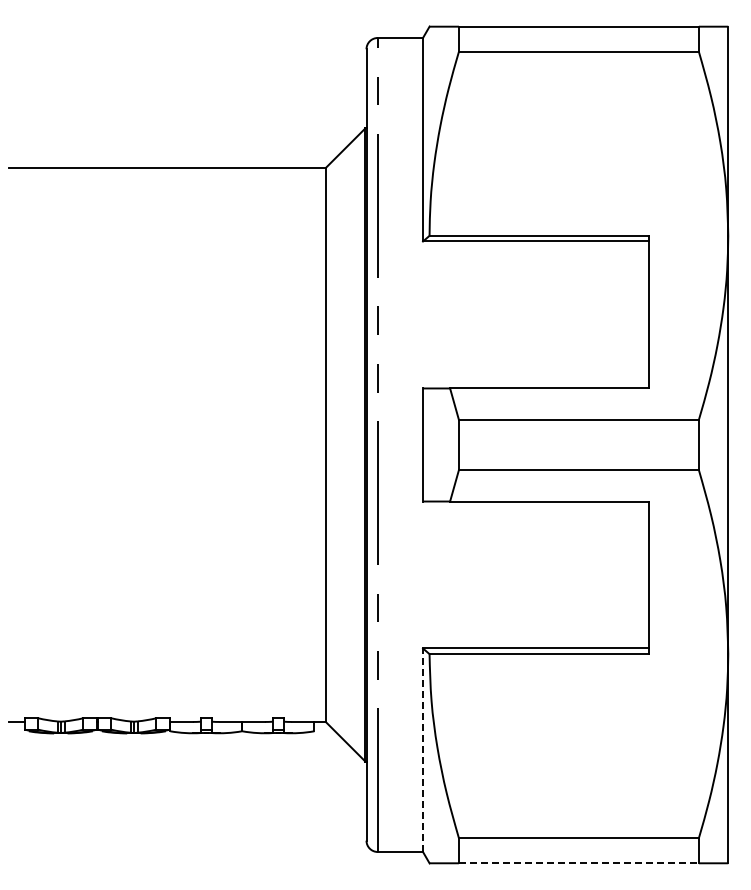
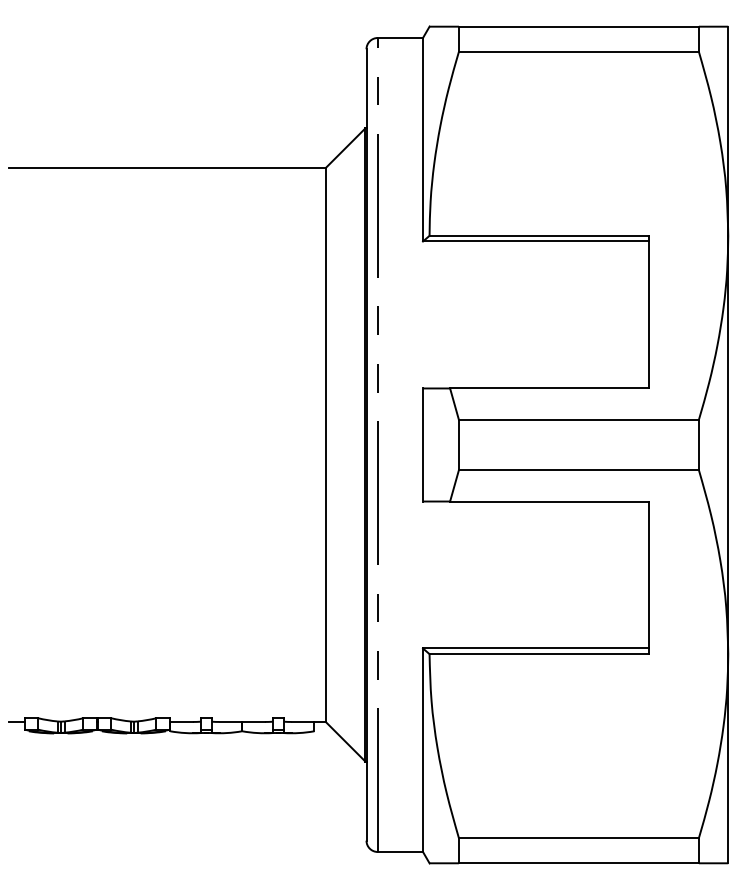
line: dashed -> solid (423, 750)
line: dashed -> solid (578, 863)
